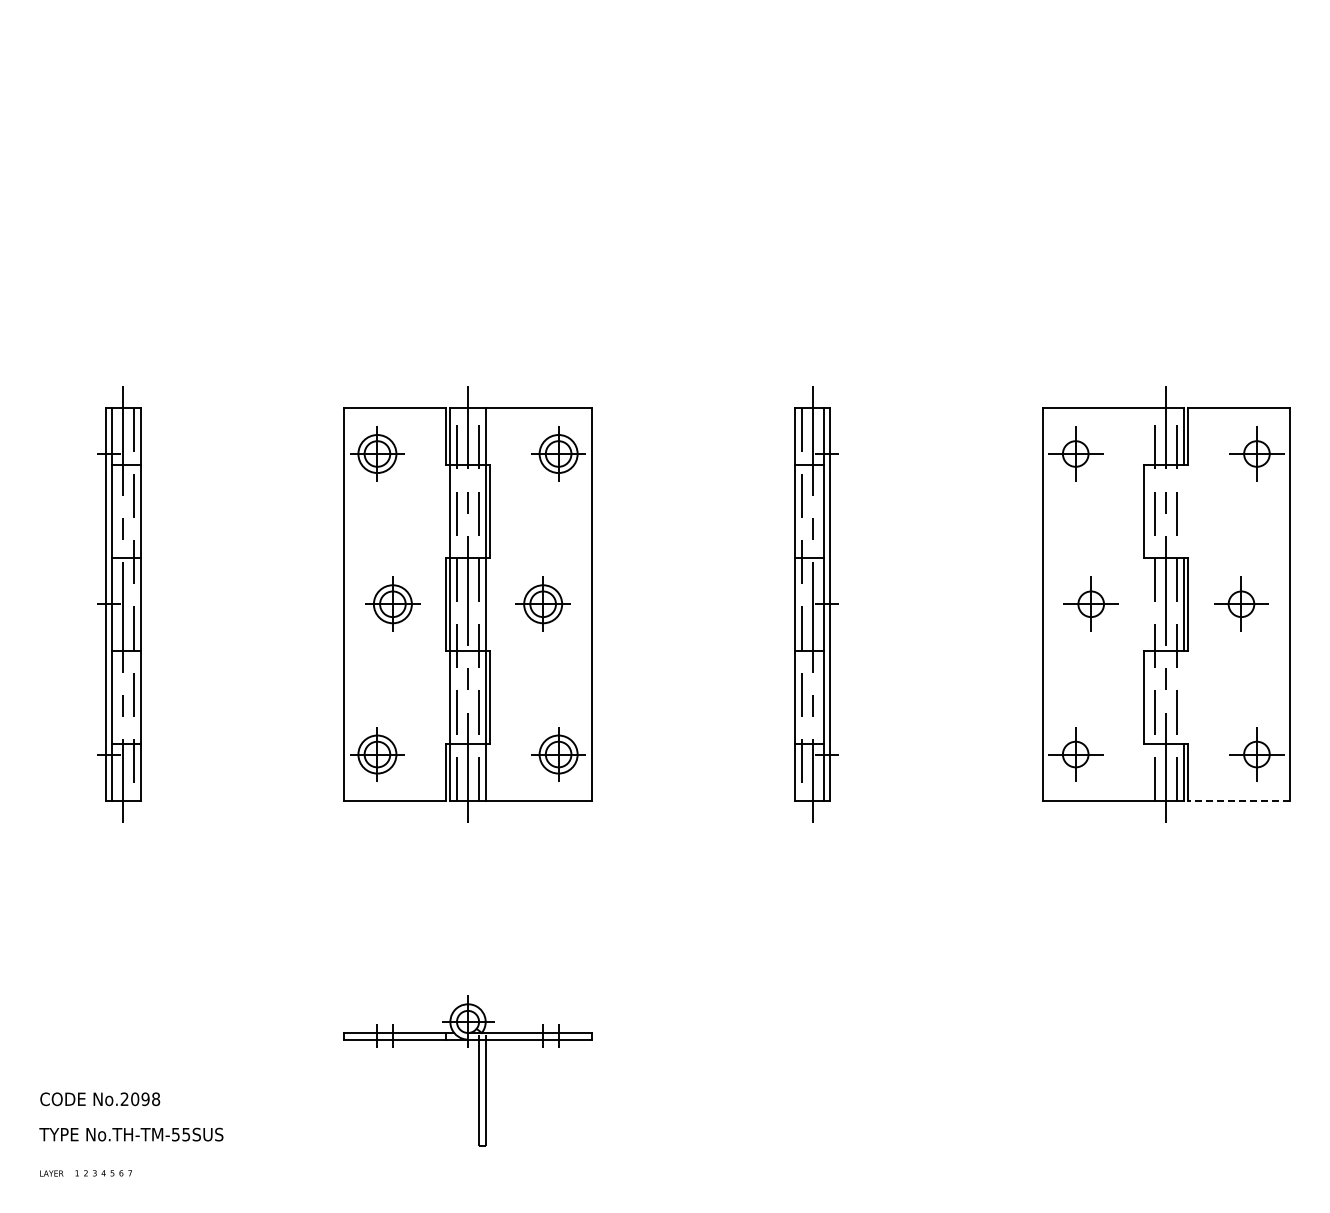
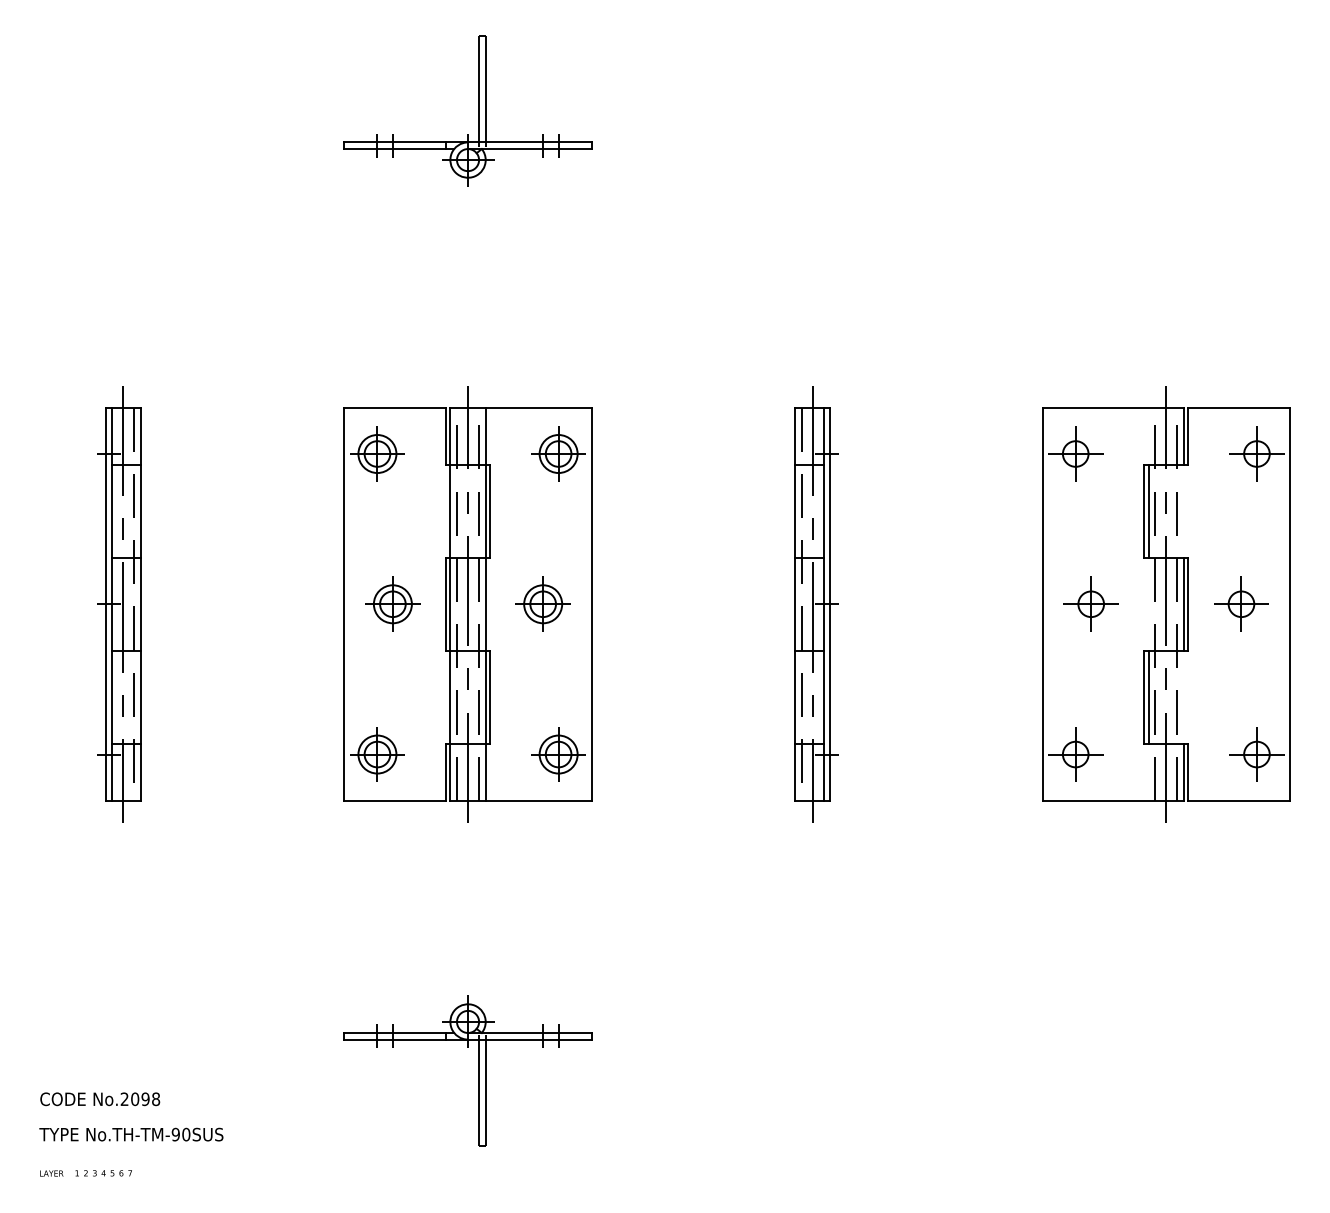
part: none -> present (478, 110)
line: none -> present (1148, 511)
line: none -> present (1148, 696)
line: dashed -> solid (1239, 800)
text: No.TH-TM-55SUS -> No.TH-TM-90SUS (180, 1134)
